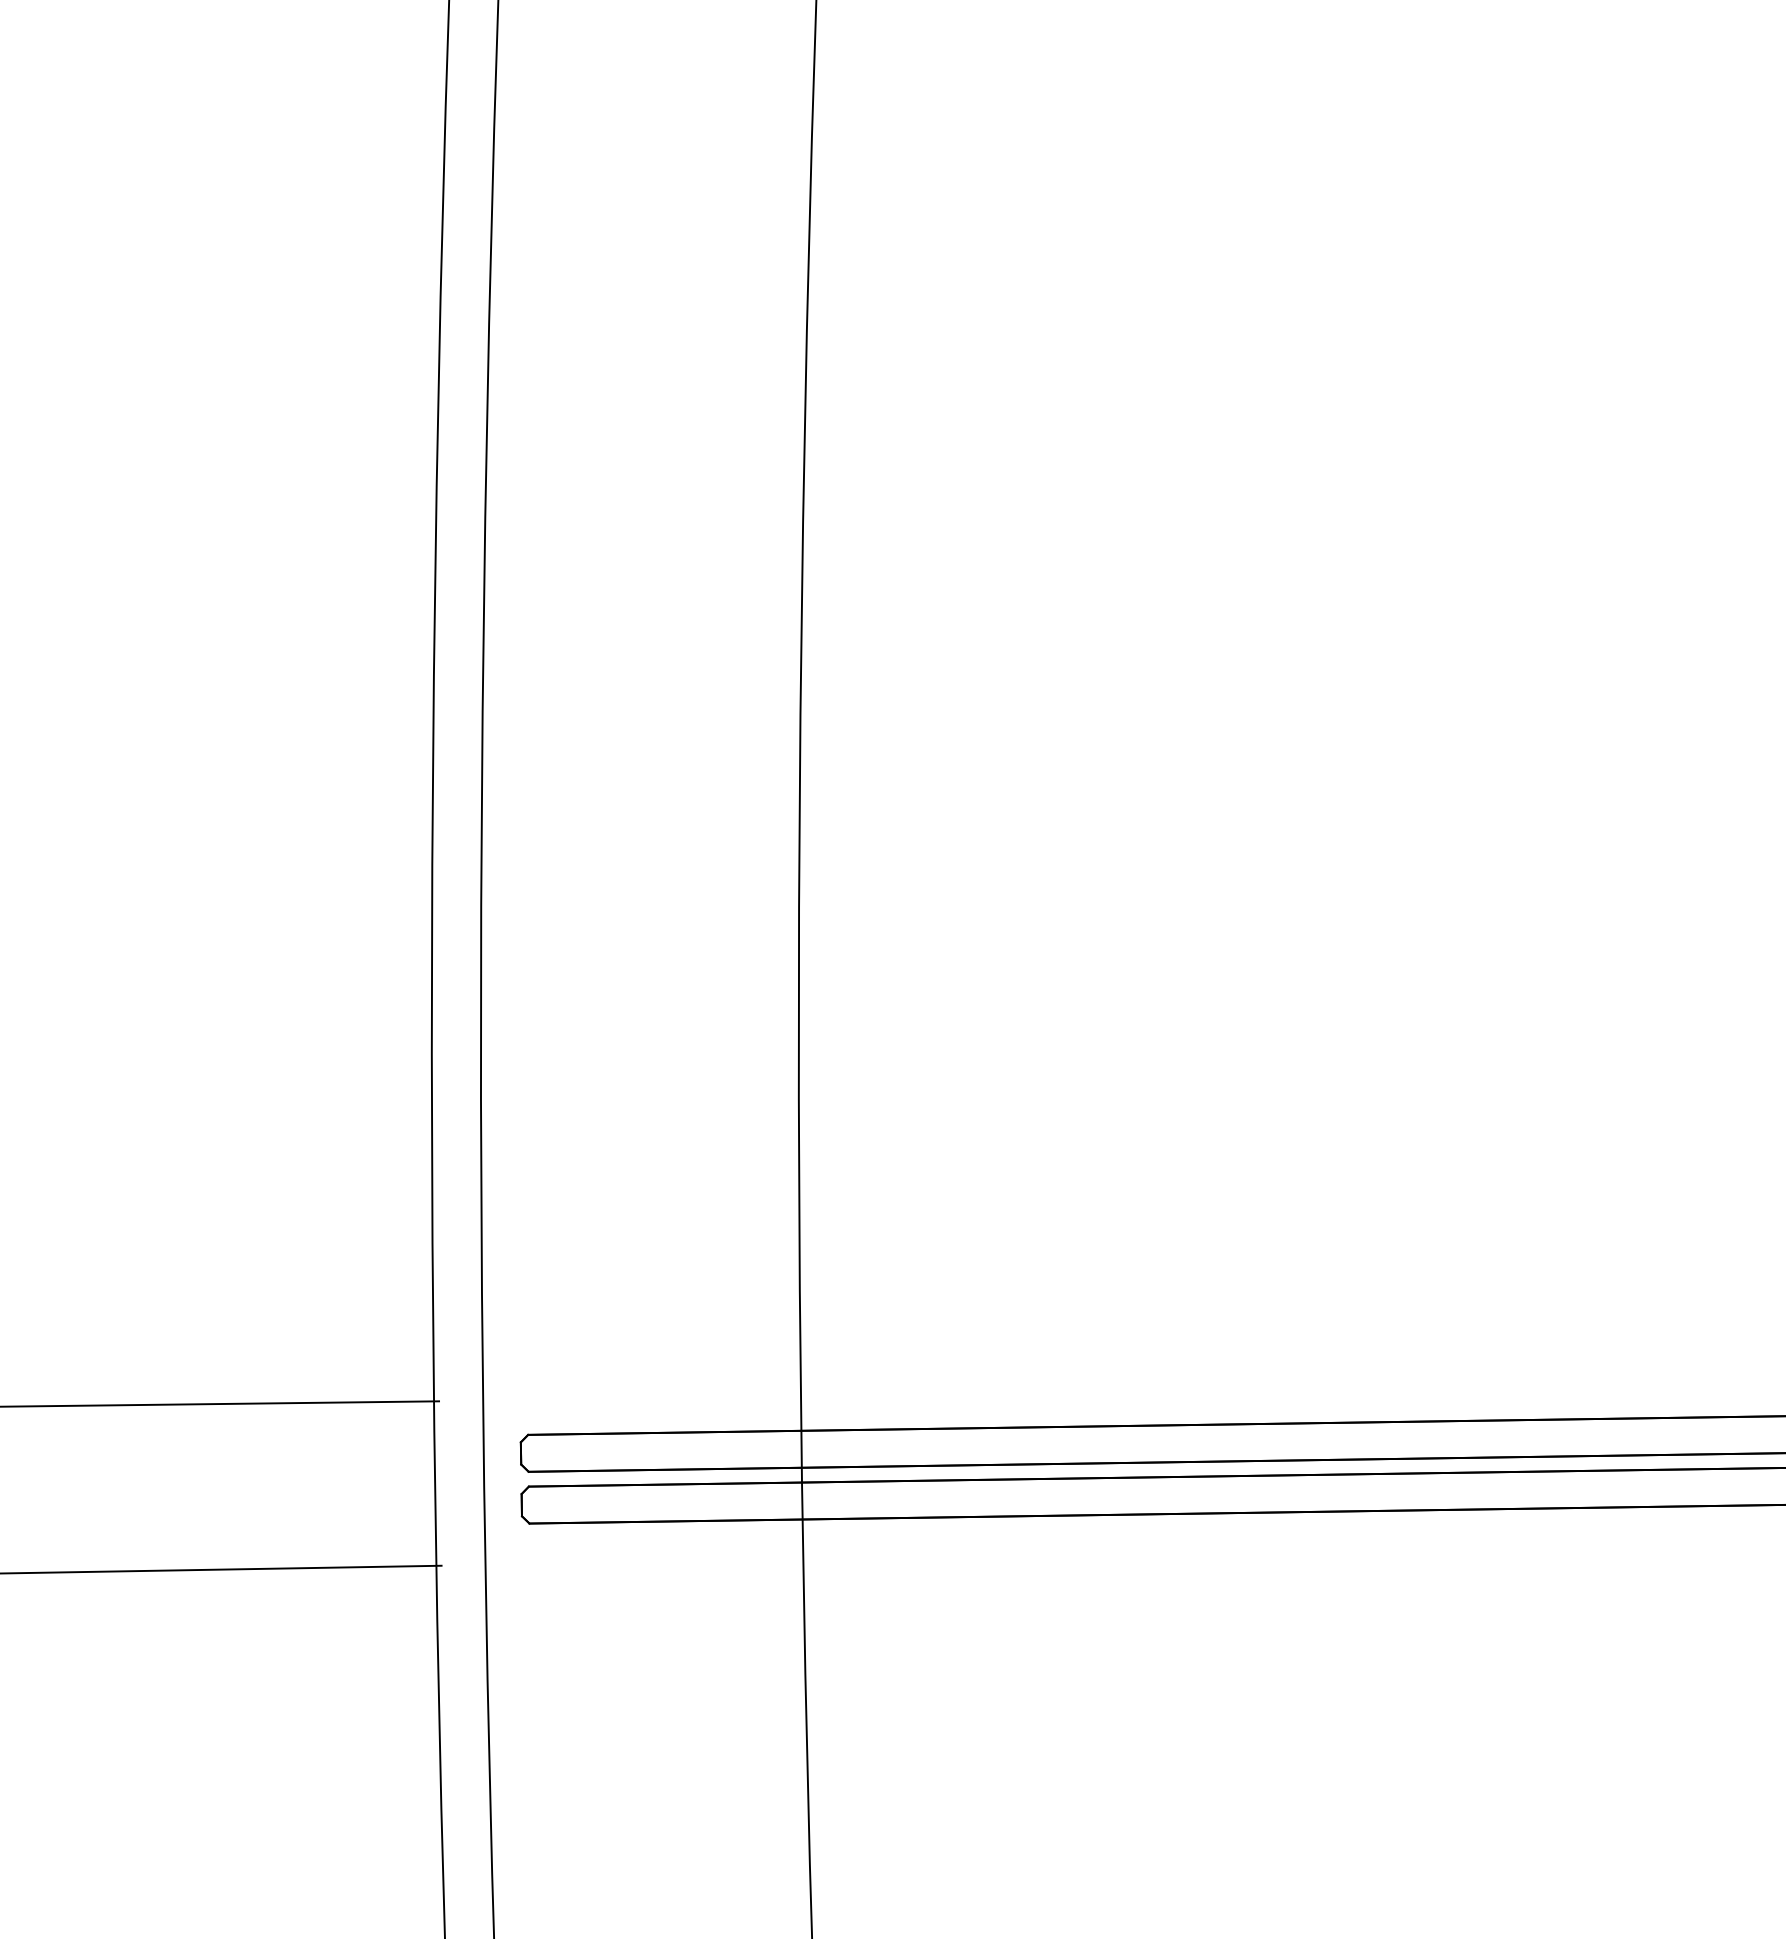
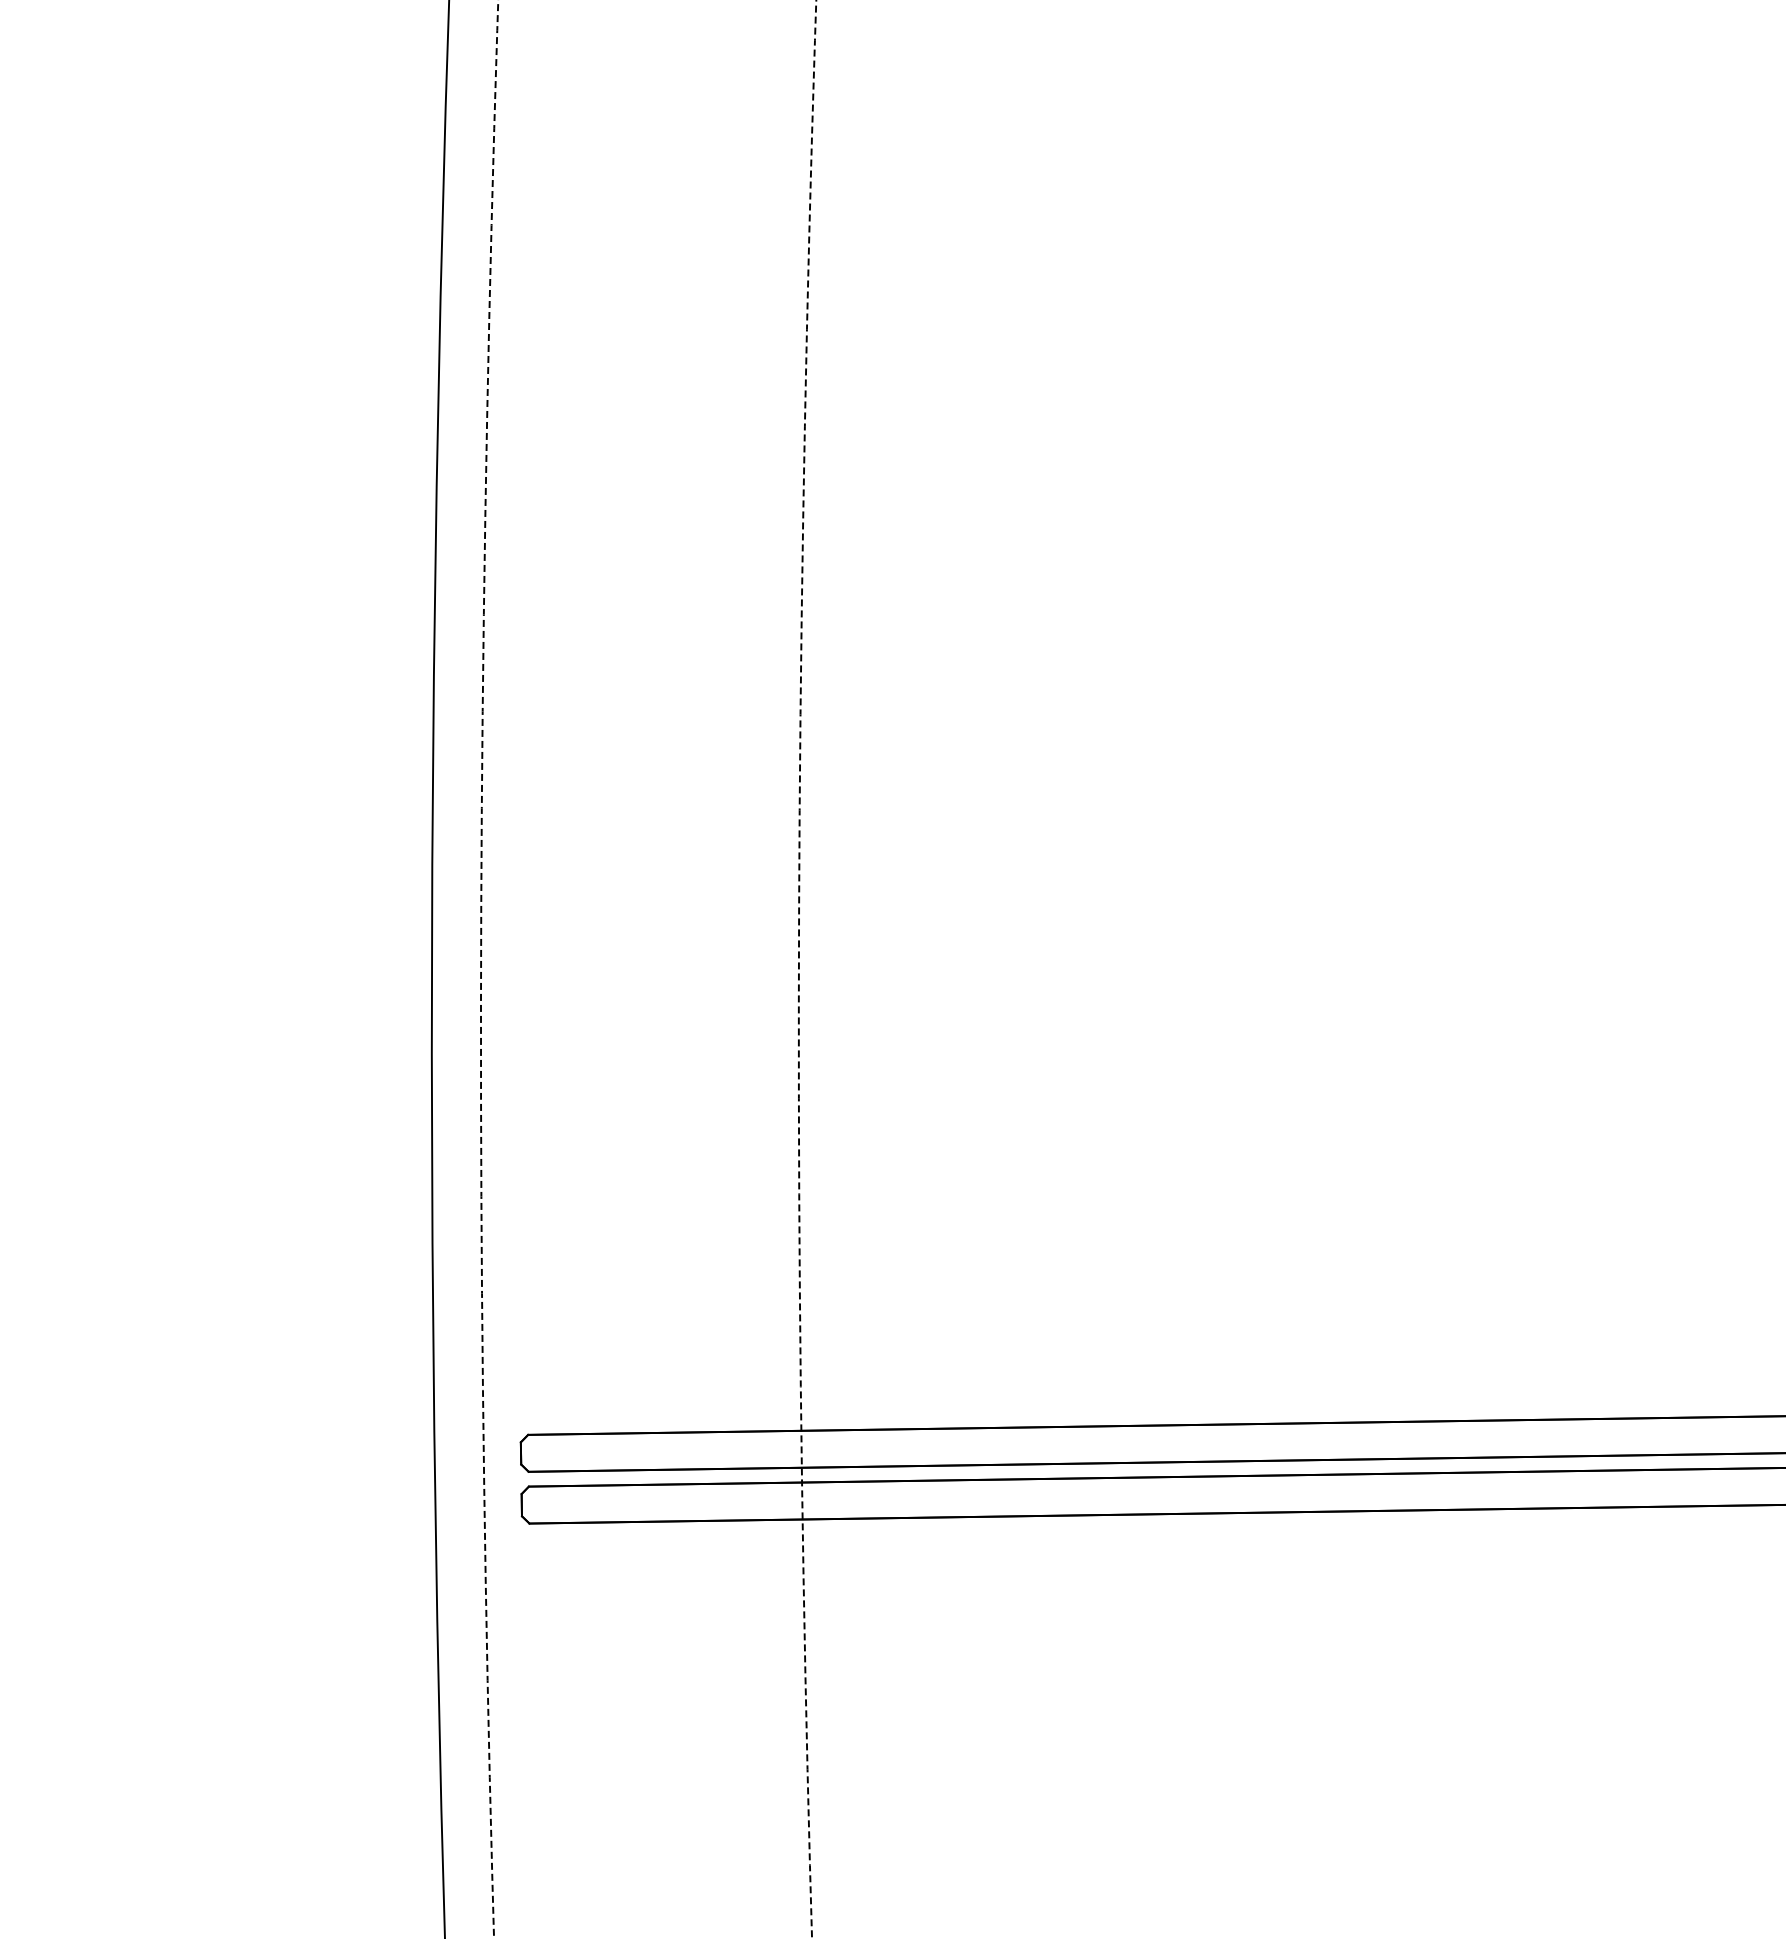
arc: solid -> dashed (481, 969)
arc: solid -> dashed (798, 969)
line: present -> none (220, 1403)
line: present -> none (221, 1569)
